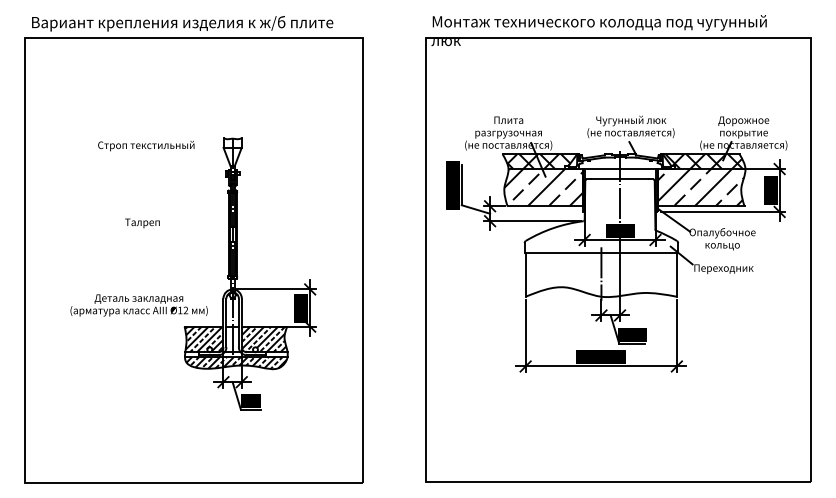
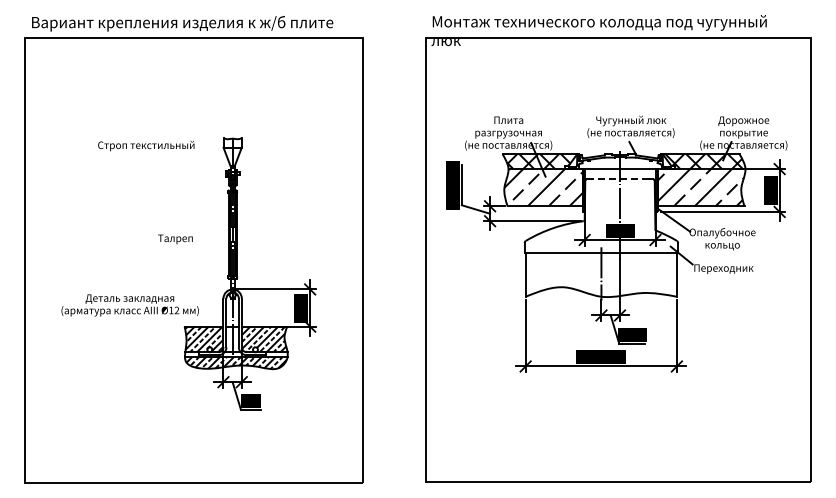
line: solid -> dashed (619, 179)
text position: (142, 223) -> (175, 239) (175, 239)
text position: (138, 305) -> (129, 305) (129, 305)
